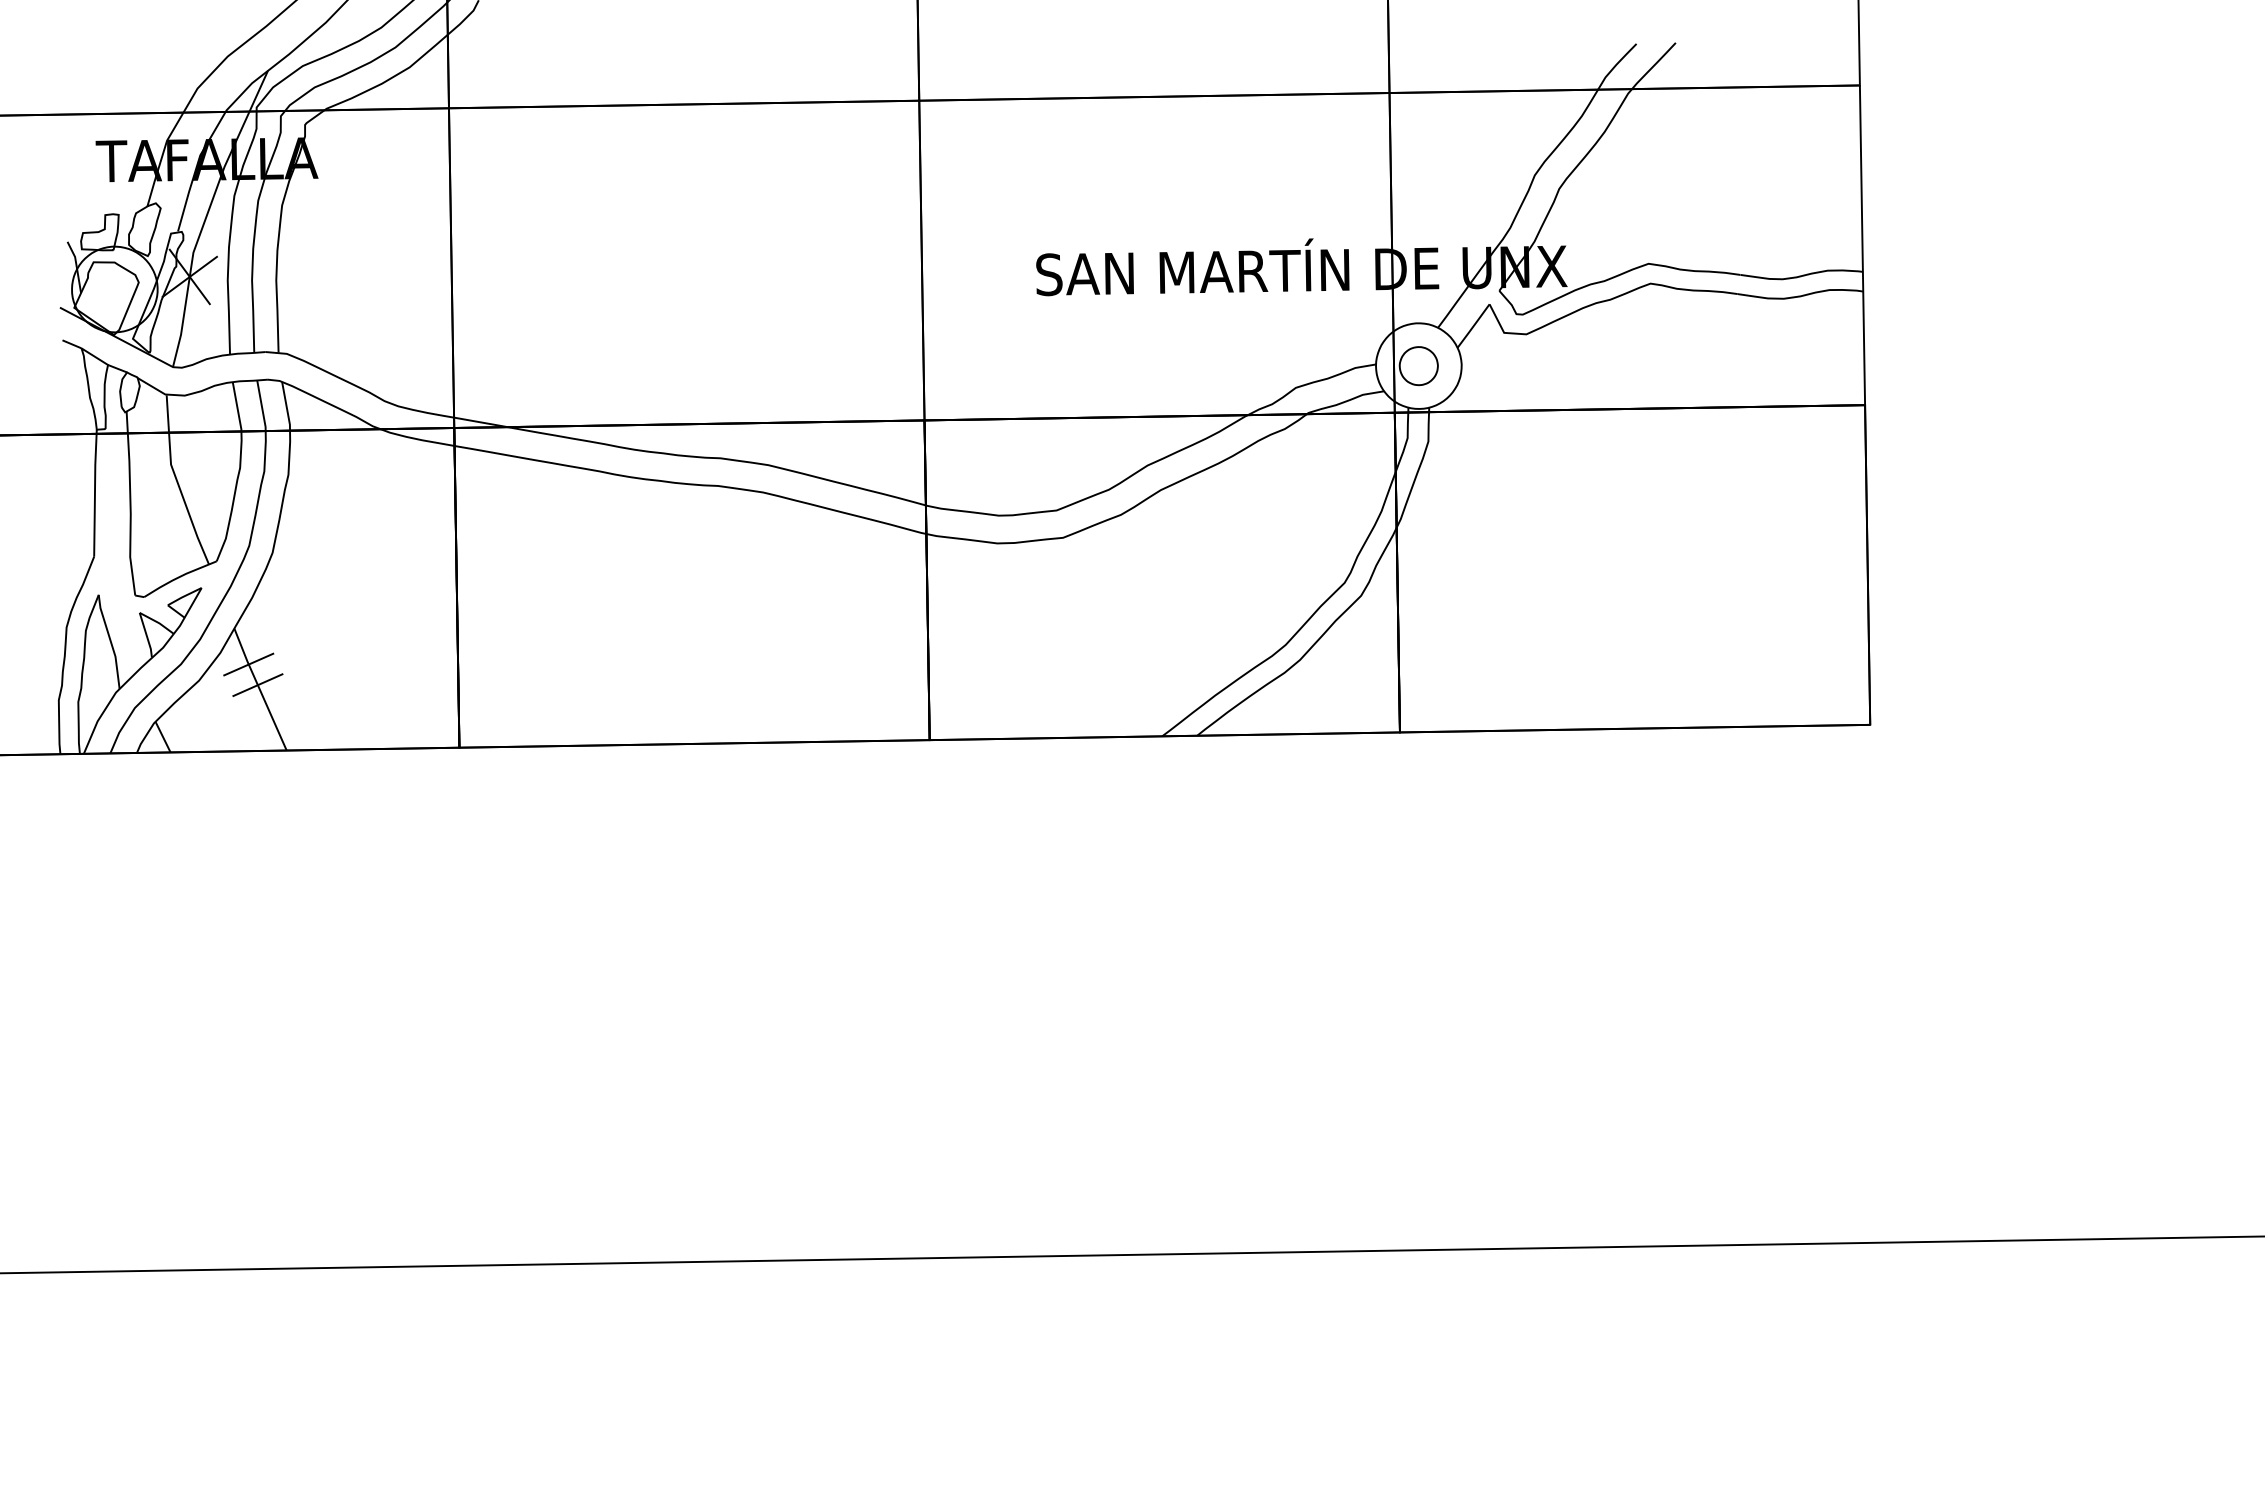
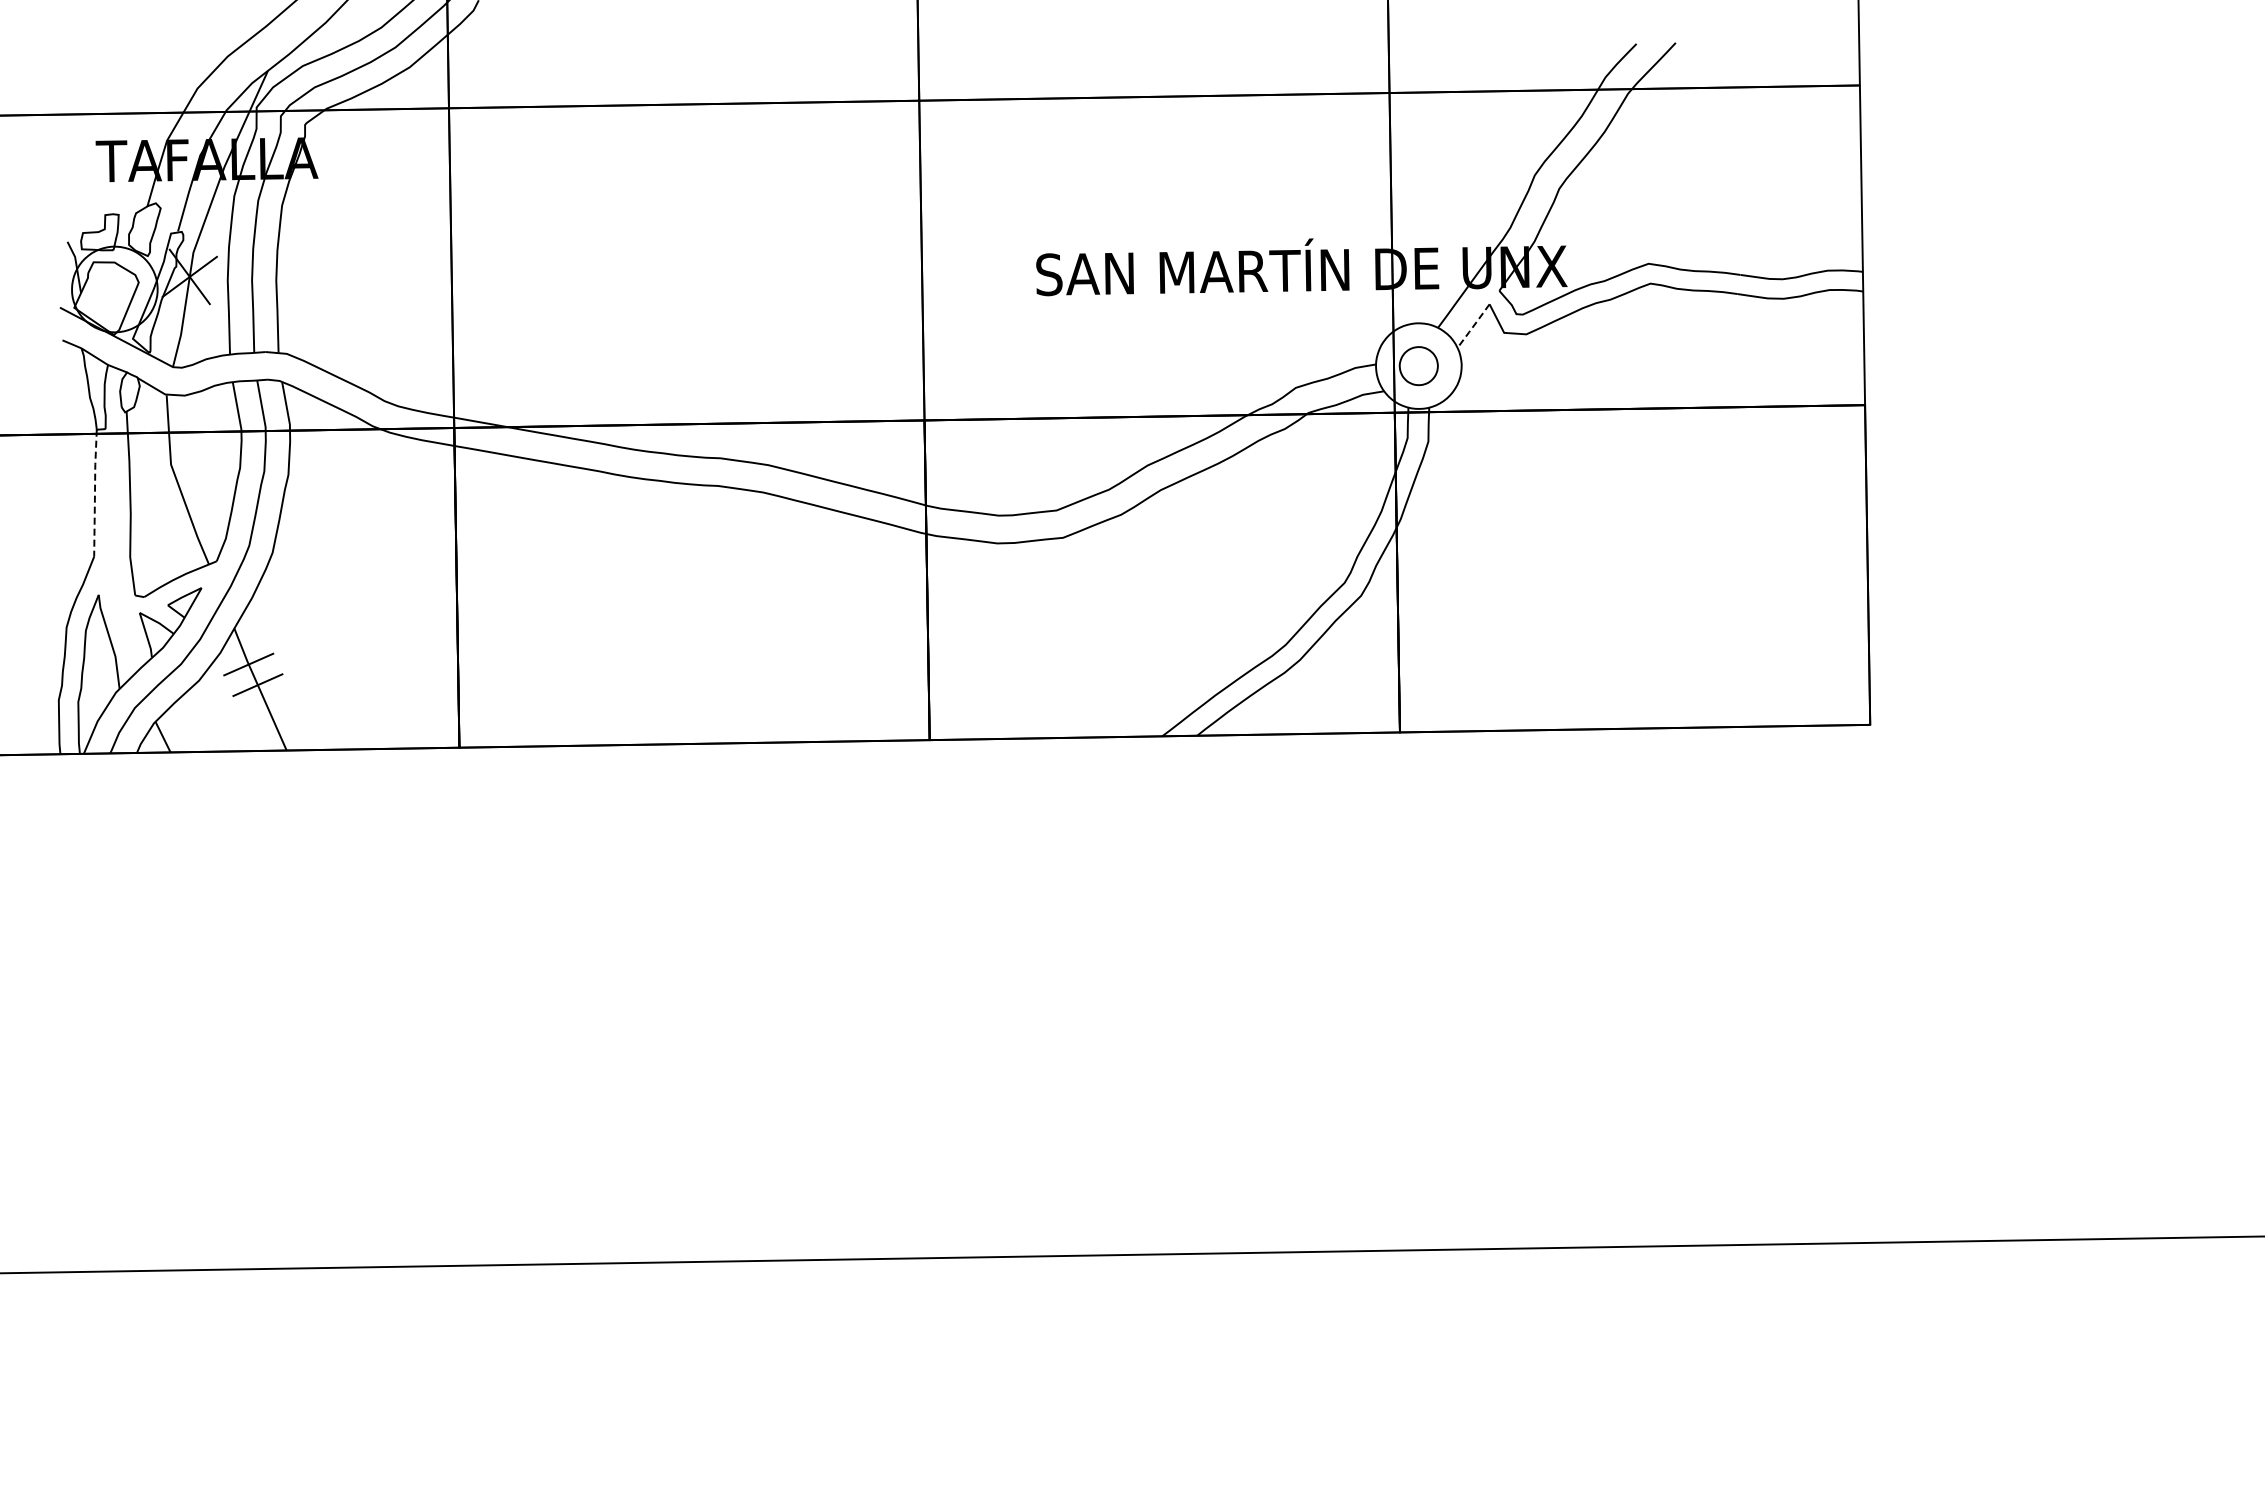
line: solid -> dashed (1473, 326)
line: solid -> dashed (94, 493)
